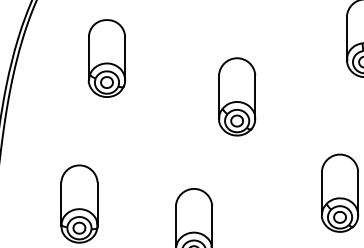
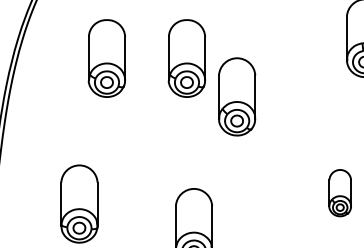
part: none -> present (186, 58)
part size: 39x80 px -> 24x49 px (339, 193)
